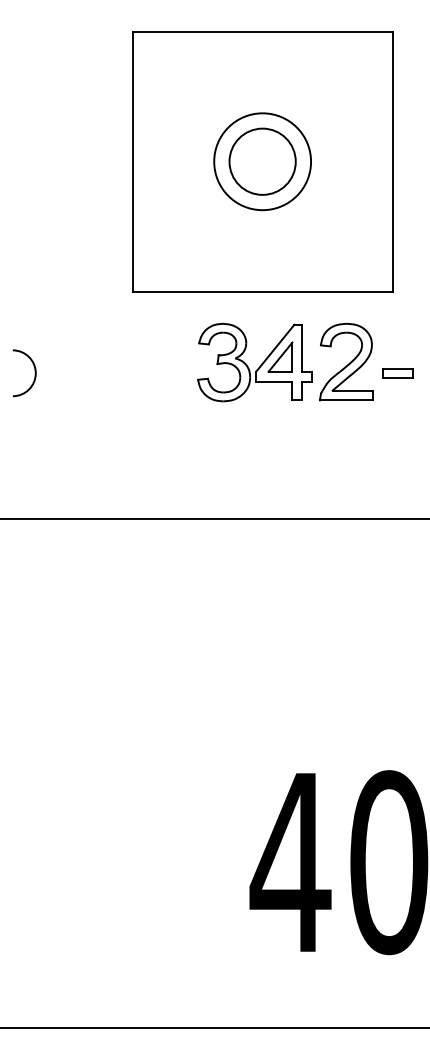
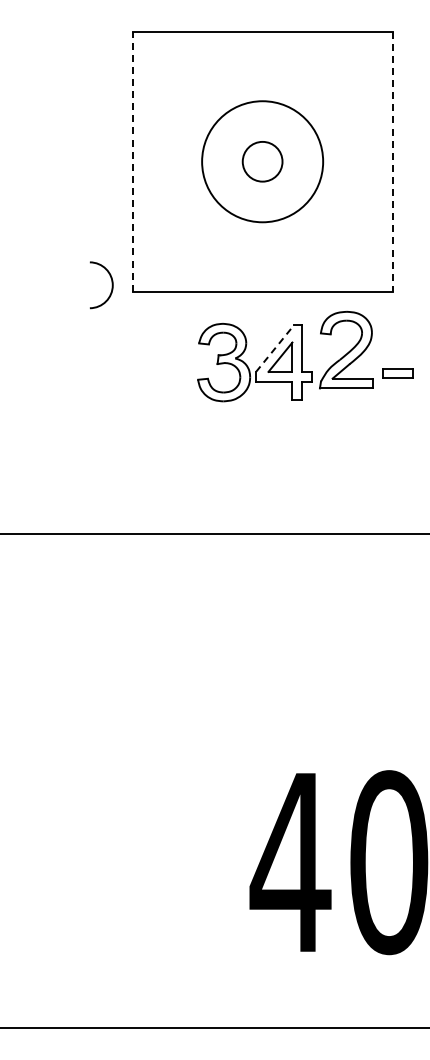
line: solid -> dashed (132, 161)
circle diameter: 66 px -> 40 px (262, 161)
circle diameter: 97 px -> 121 px (262, 161)
line: solid -> dashed (392, 161)
line: solid -> dashed (275, 347)
part position: (346, 361) -> (346, 349) (346, 349)
arc position: (34, 373) -> (111, 285) (111, 285)
line position: (214, 518) -> (214, 533) (214, 533)
